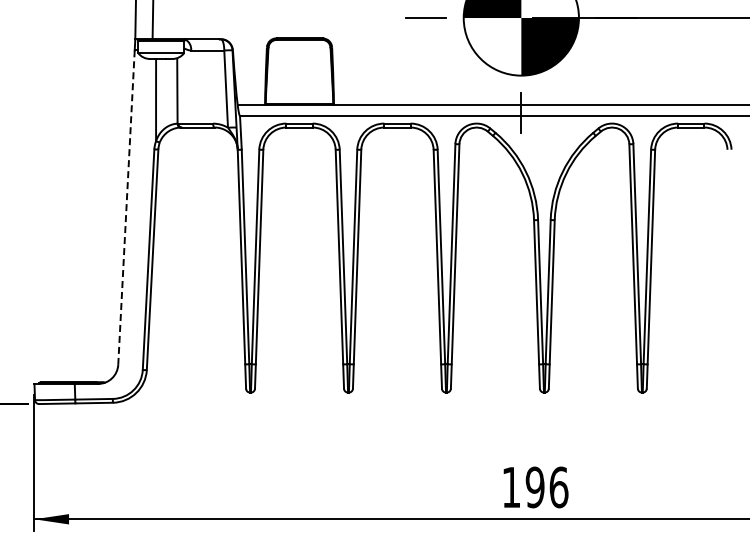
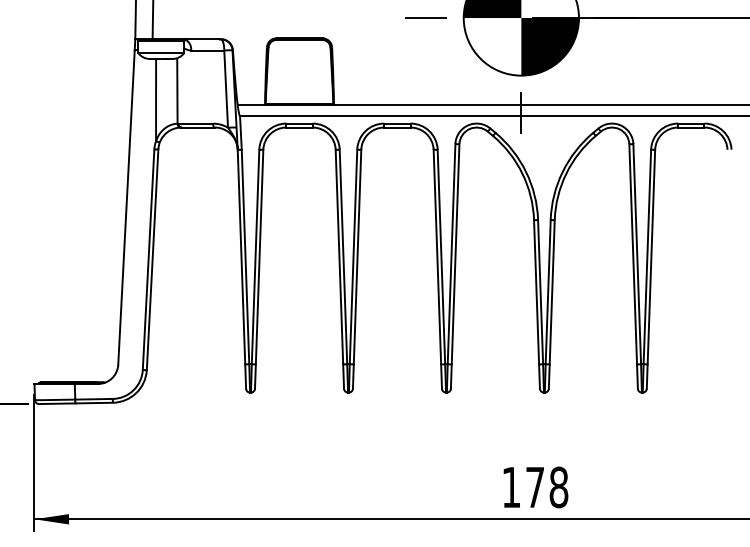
line: dashed -> solid (126, 208)
text: 196 -> 178 (546, 487)
